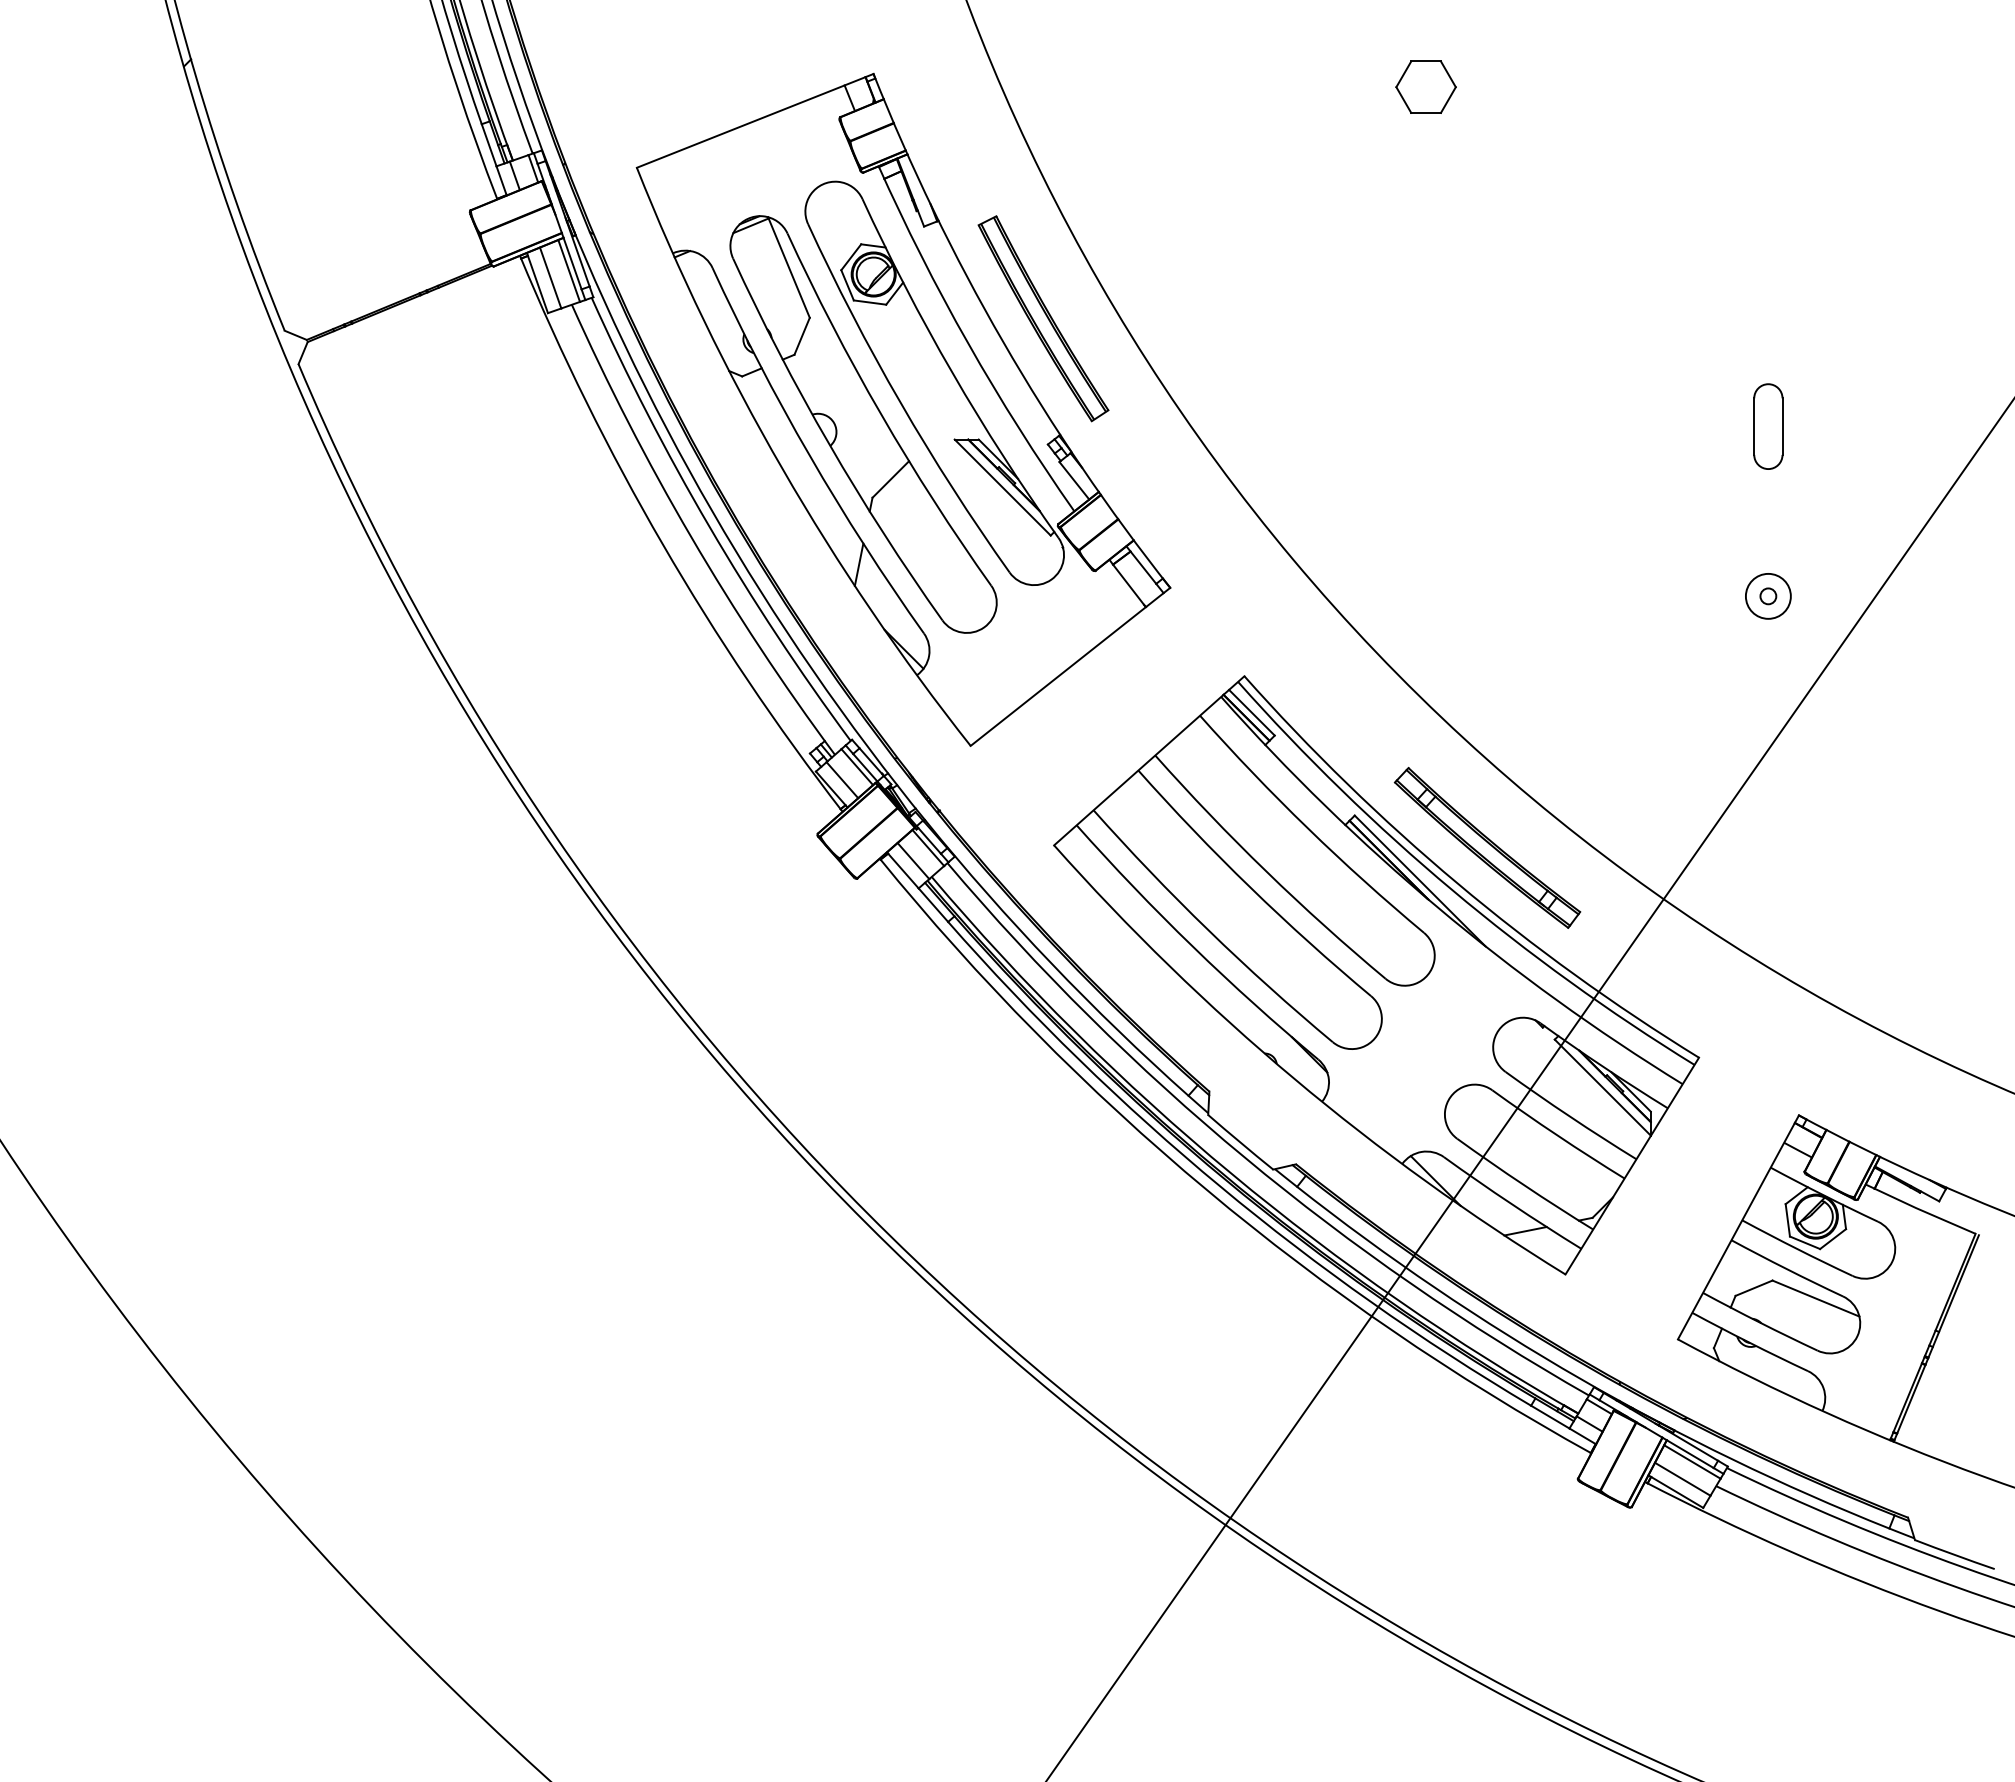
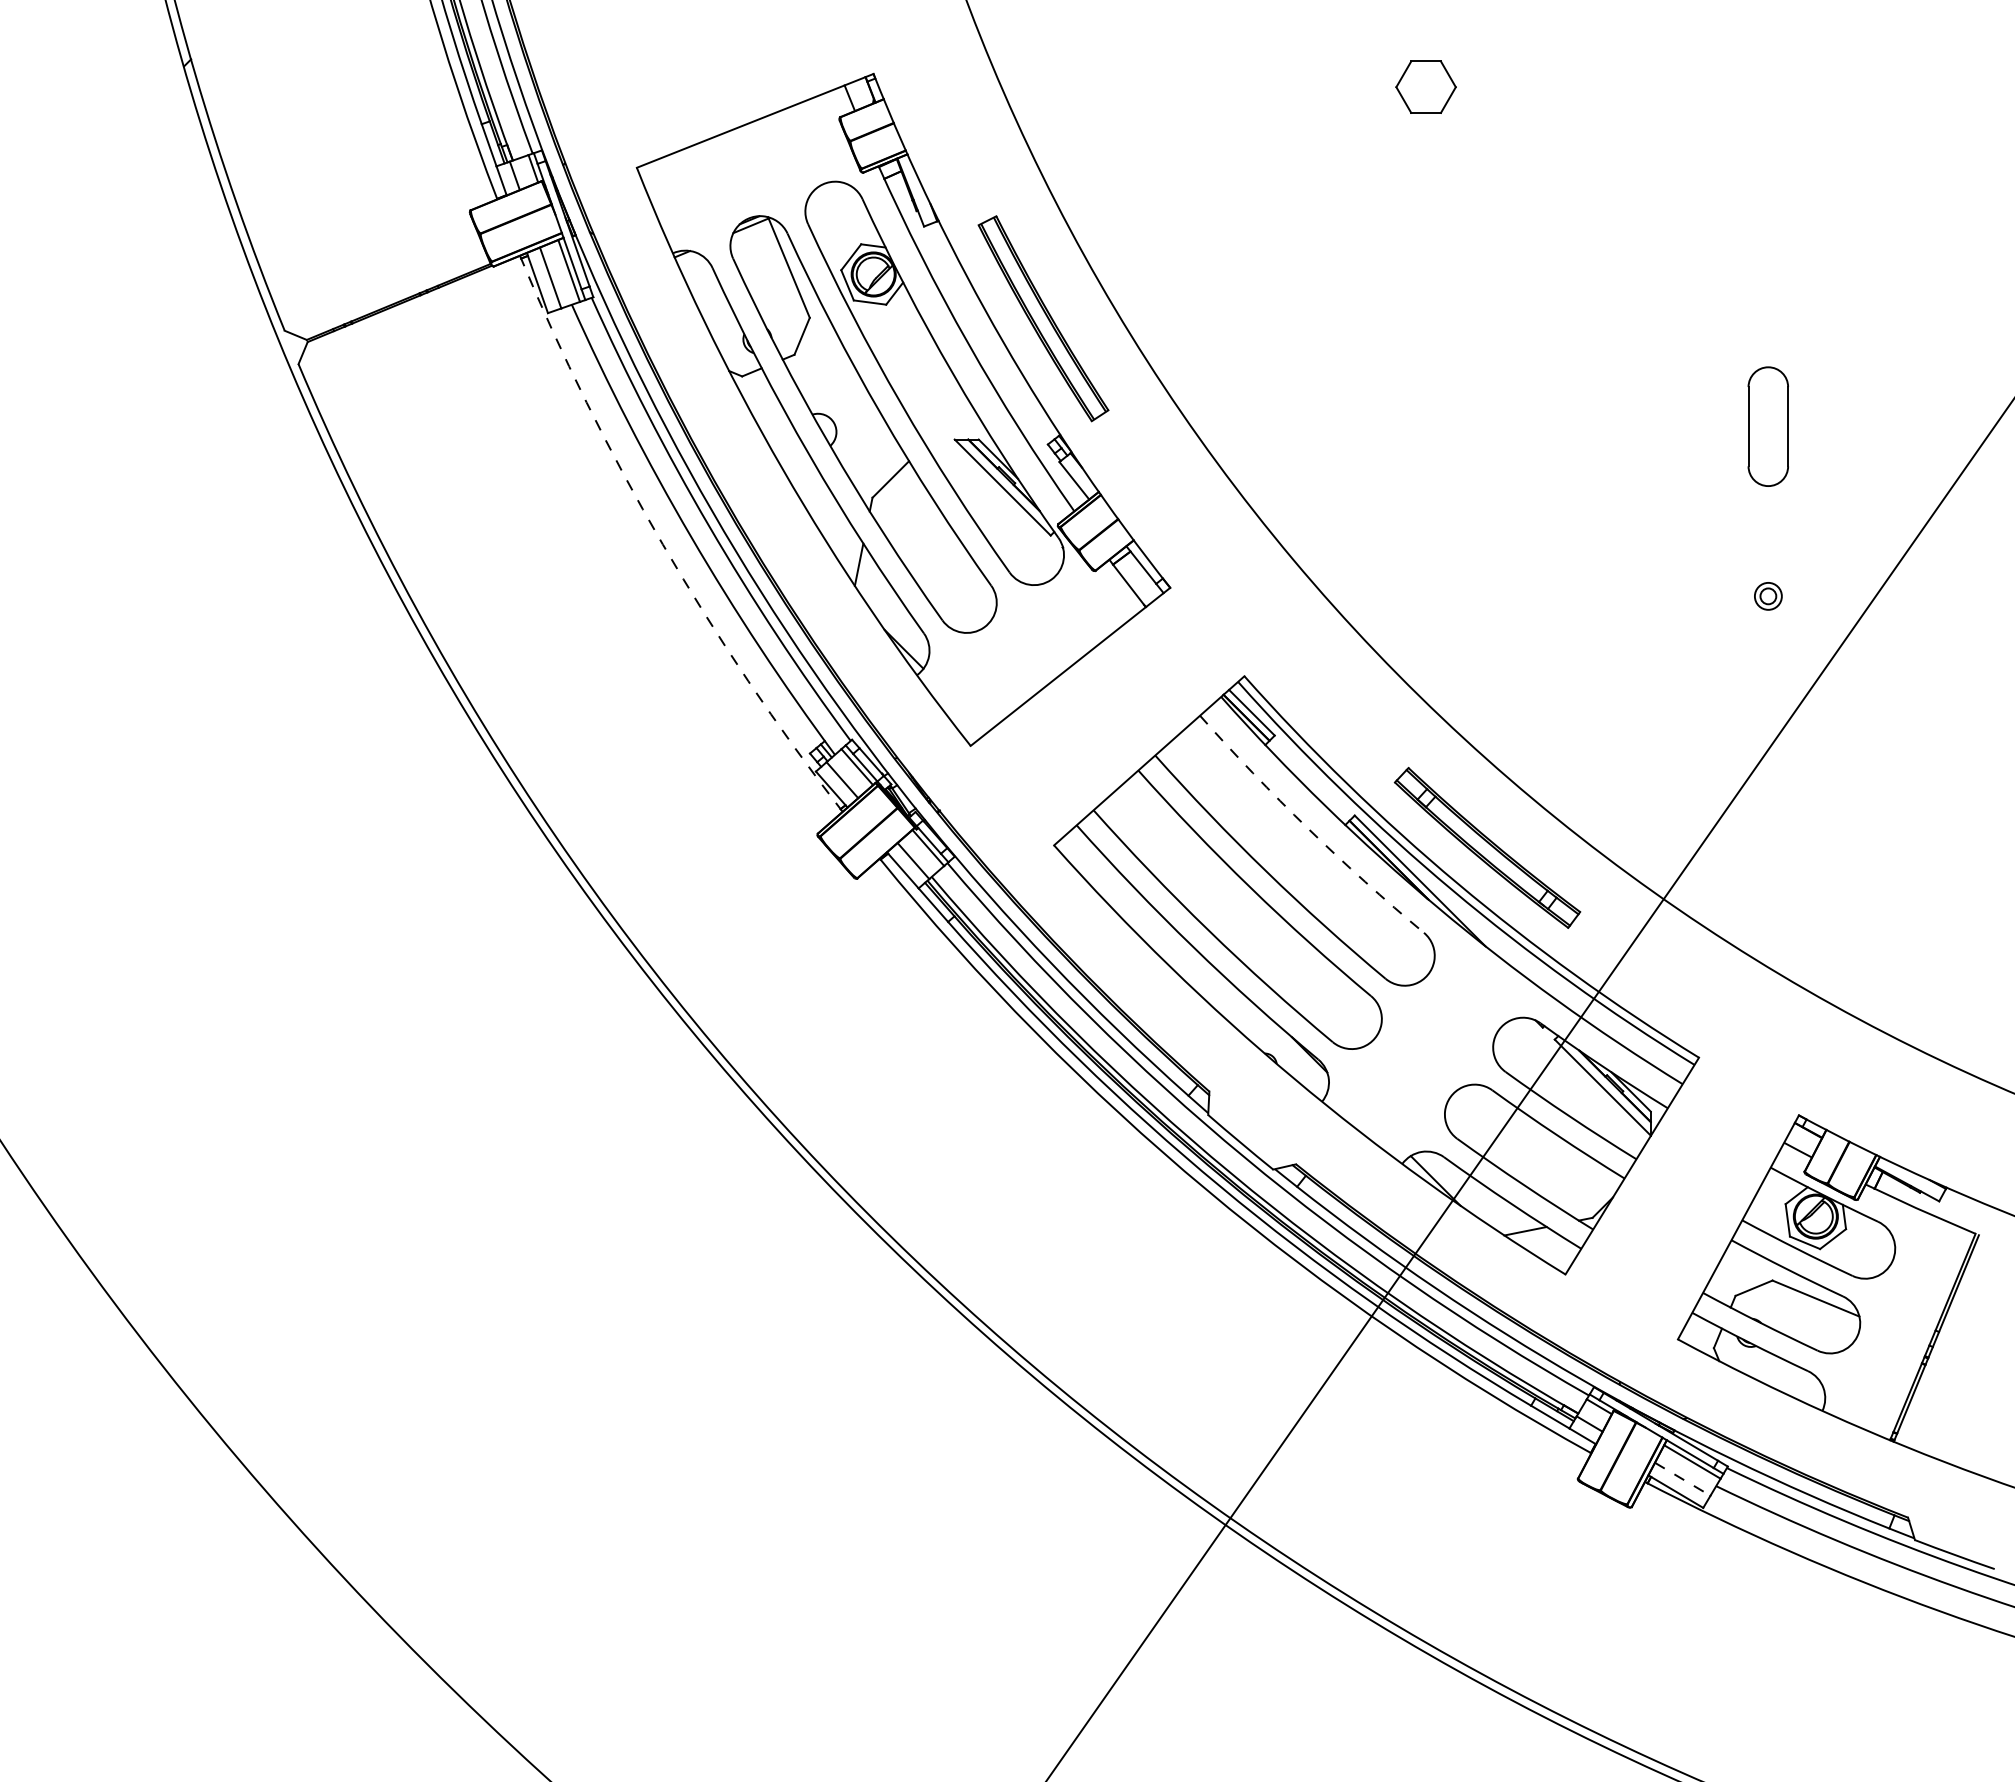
part size: 31x87 px -> 42x121 px (1767, 426)
arc: solid -> dashed (662, 544)
circle diameter: 45 px -> 27 px (1767, 595)
arc: solid -> dashed (1307, 828)
line: solid -> dashed (1683, 1479)
